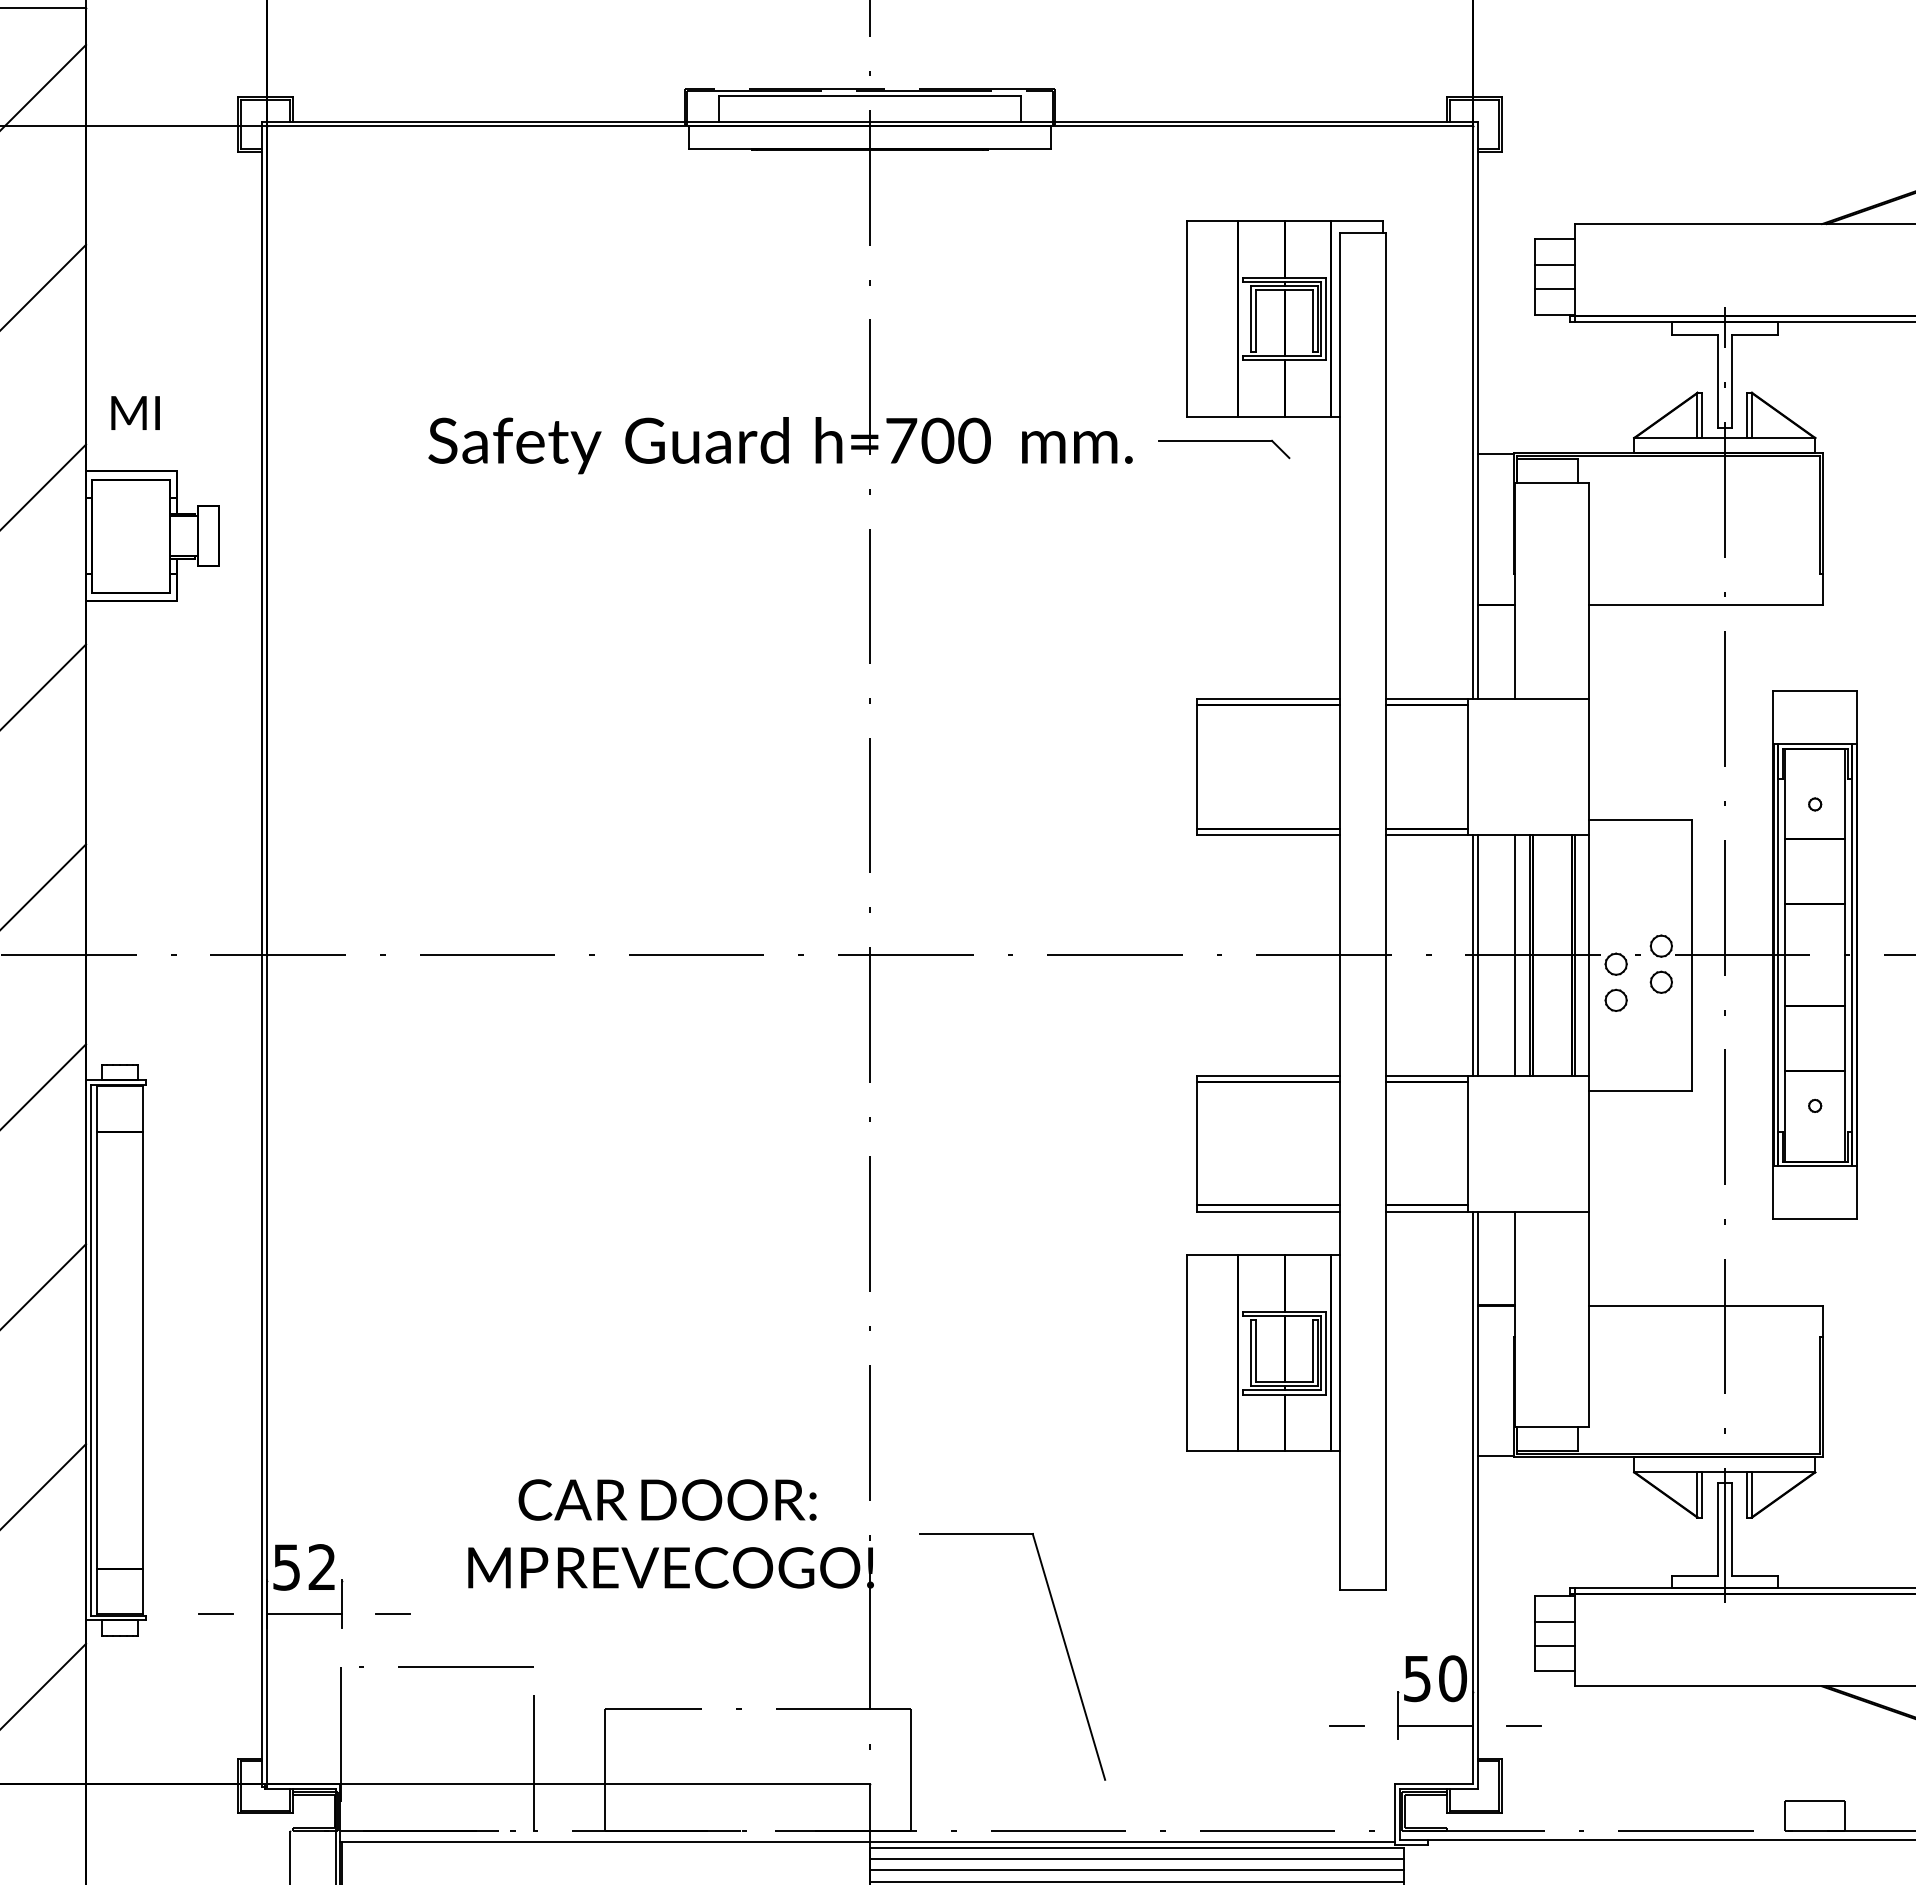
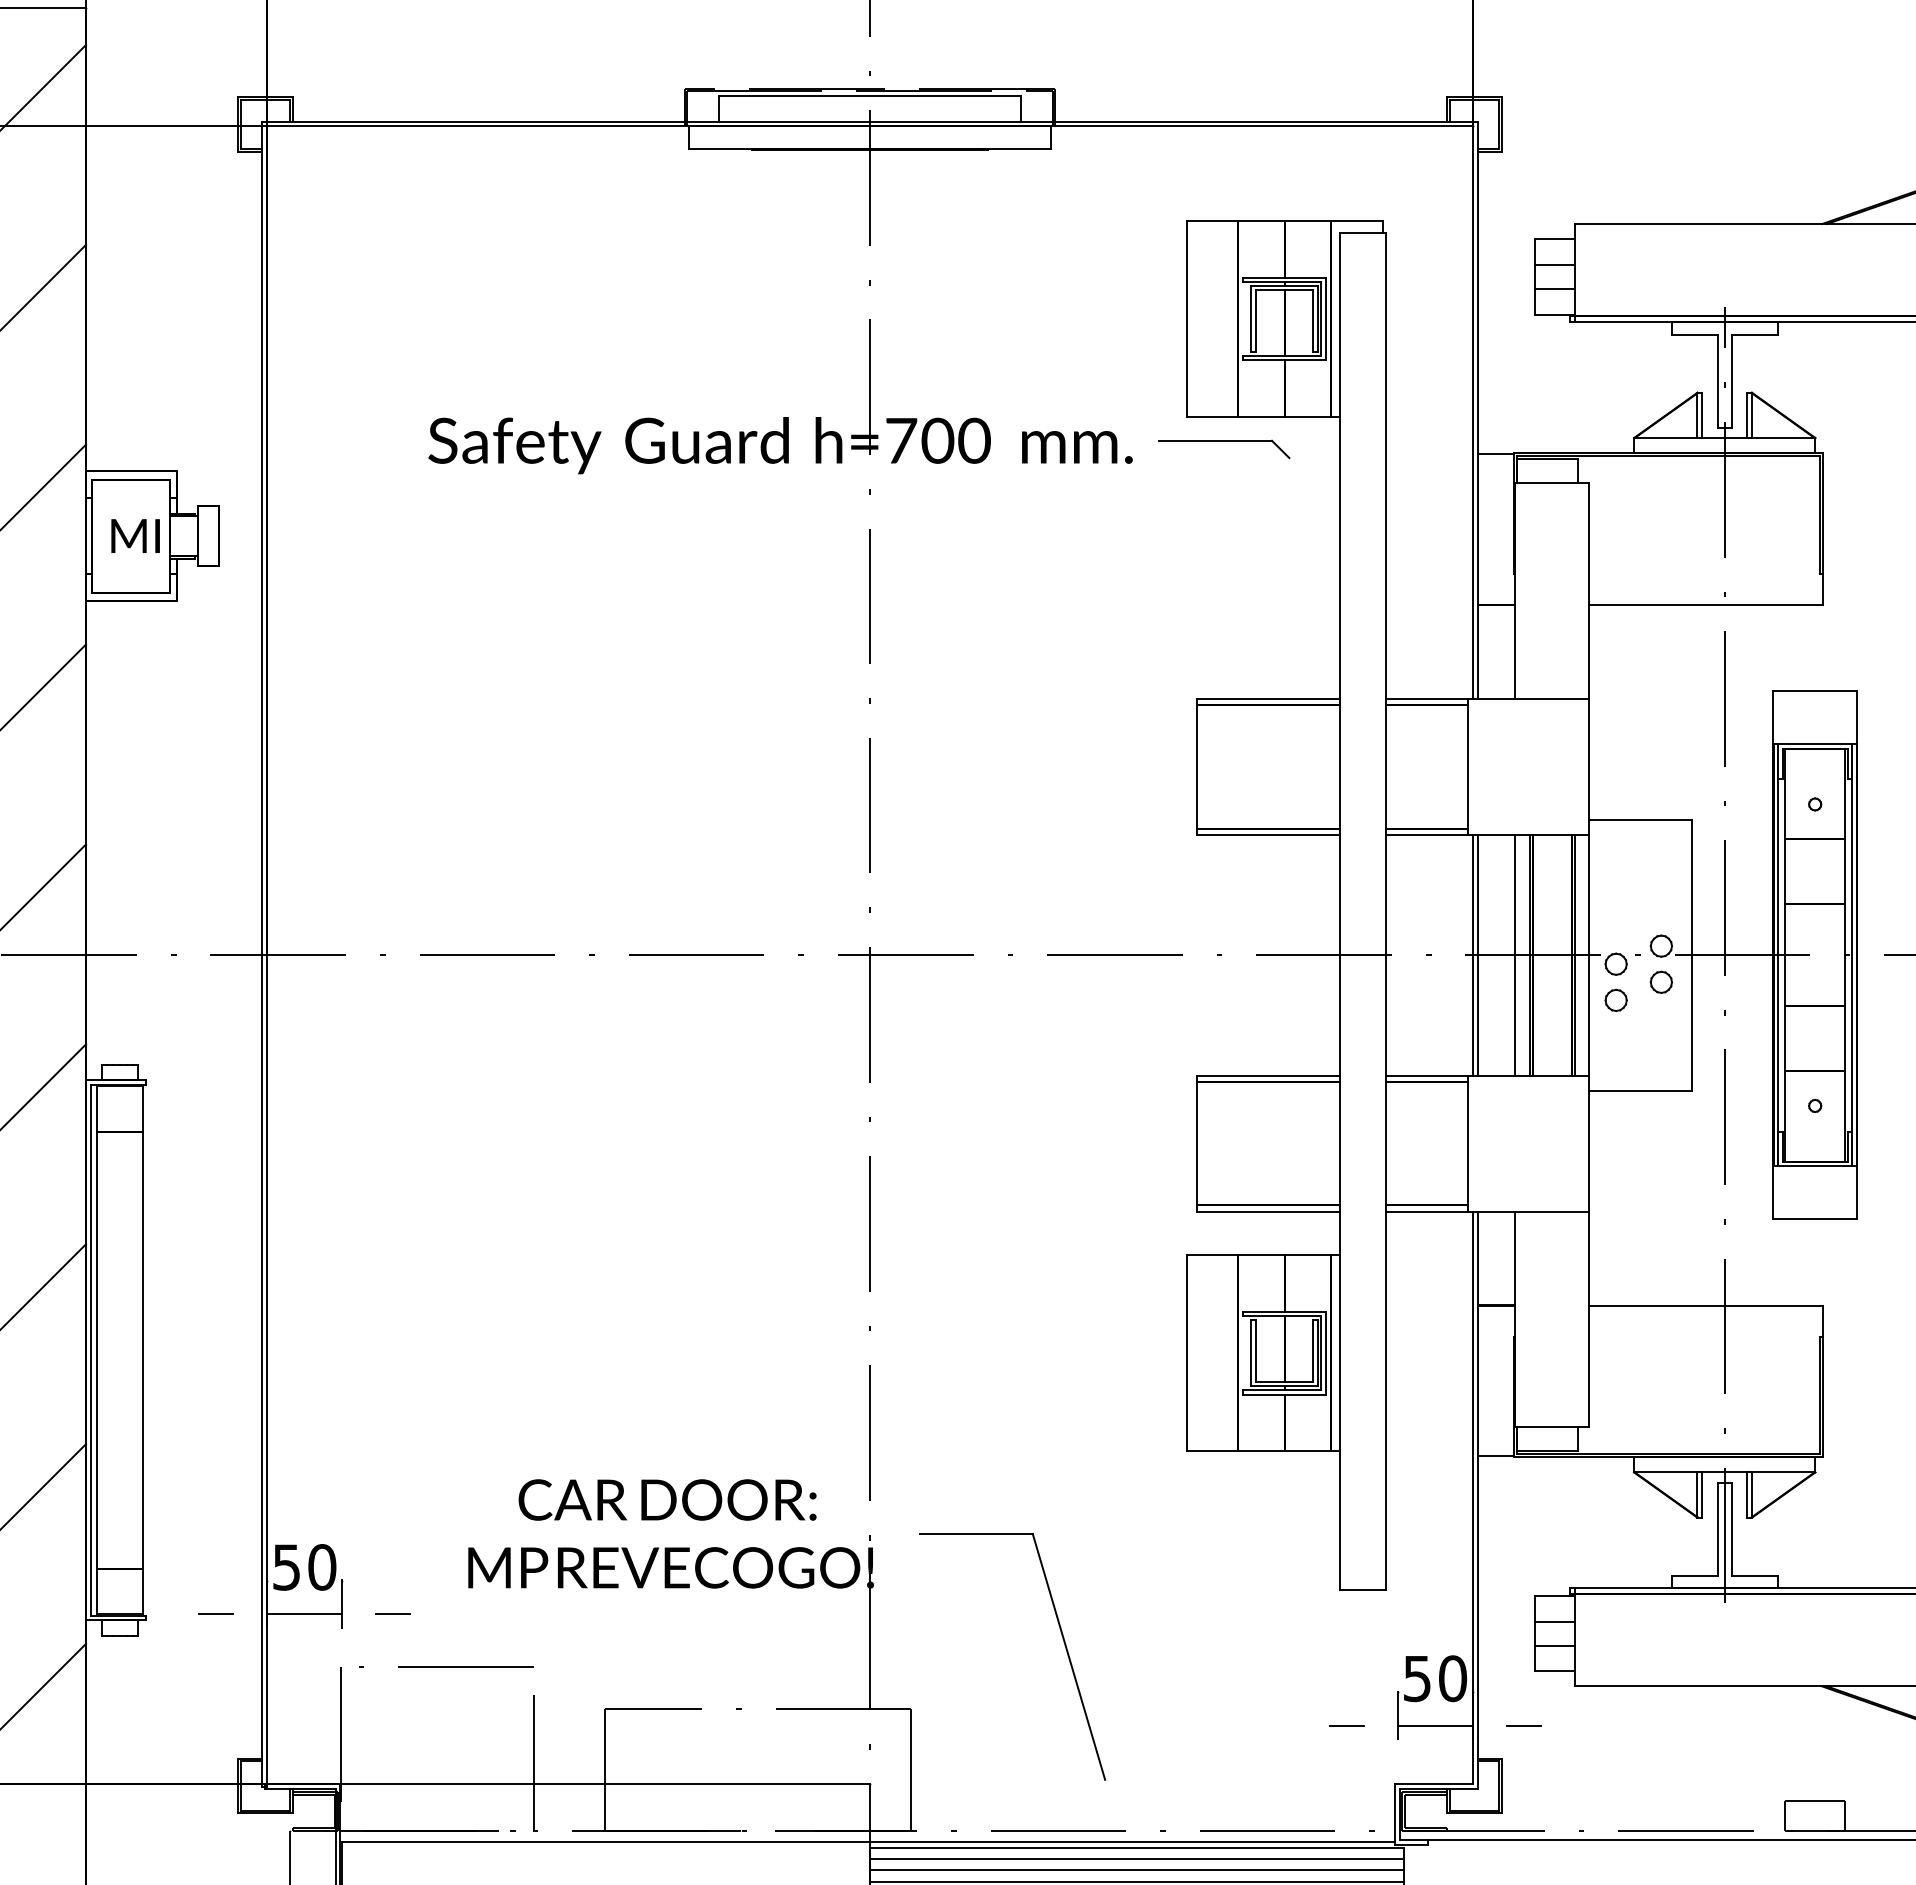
text position: (135, 412) -> (135, 535) (135, 535)
text: 52 -> 50 (322, 1567)
